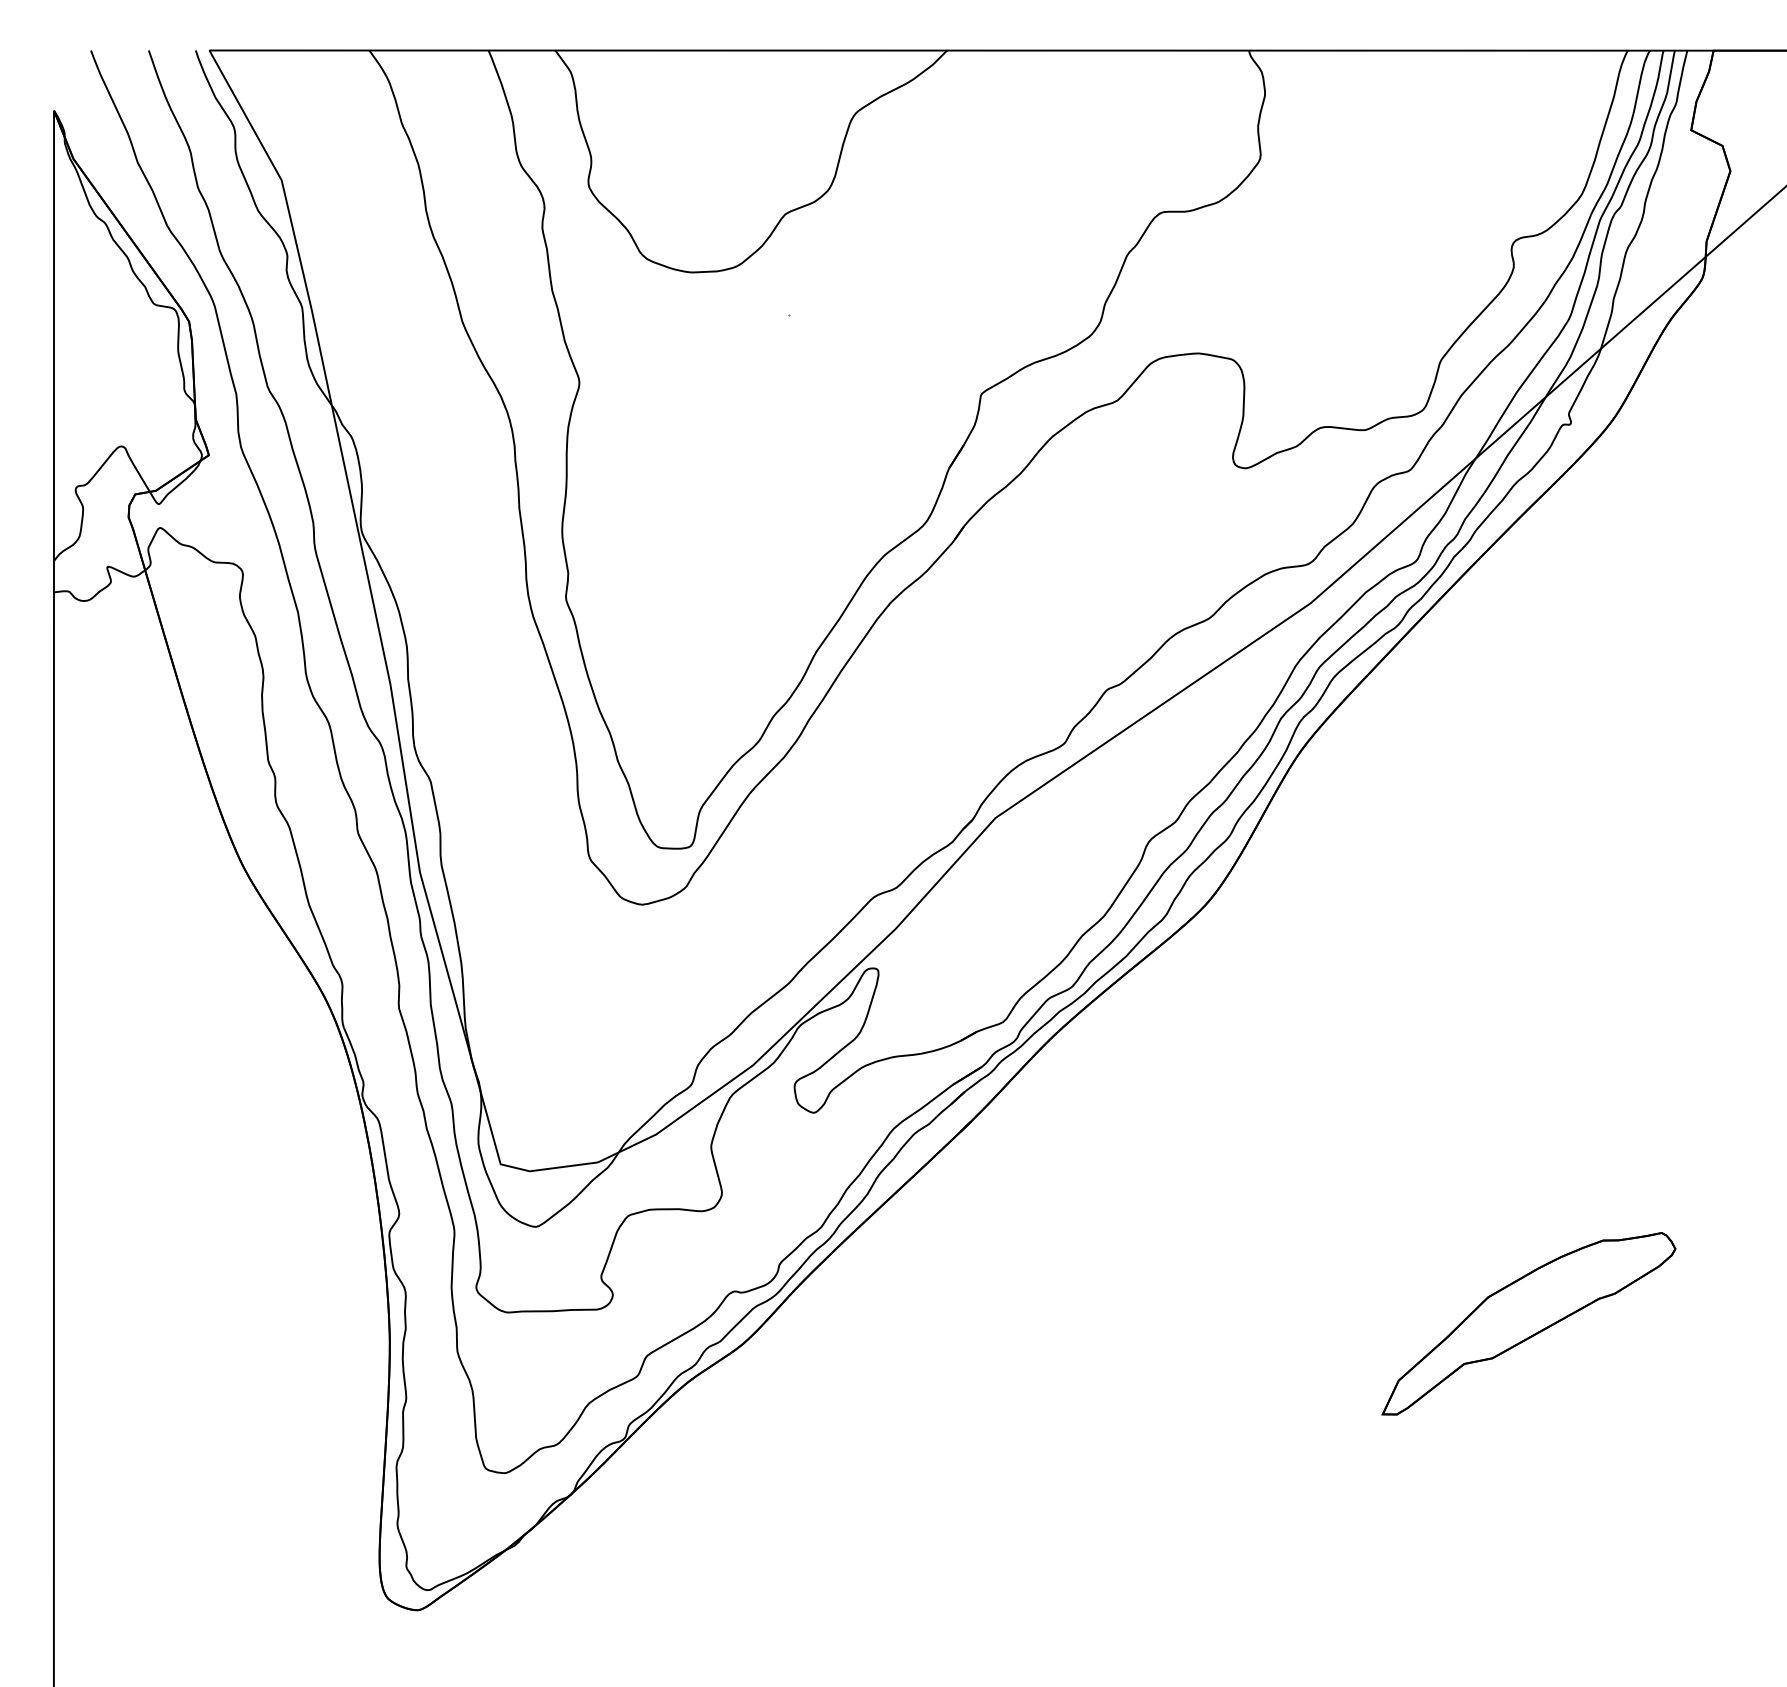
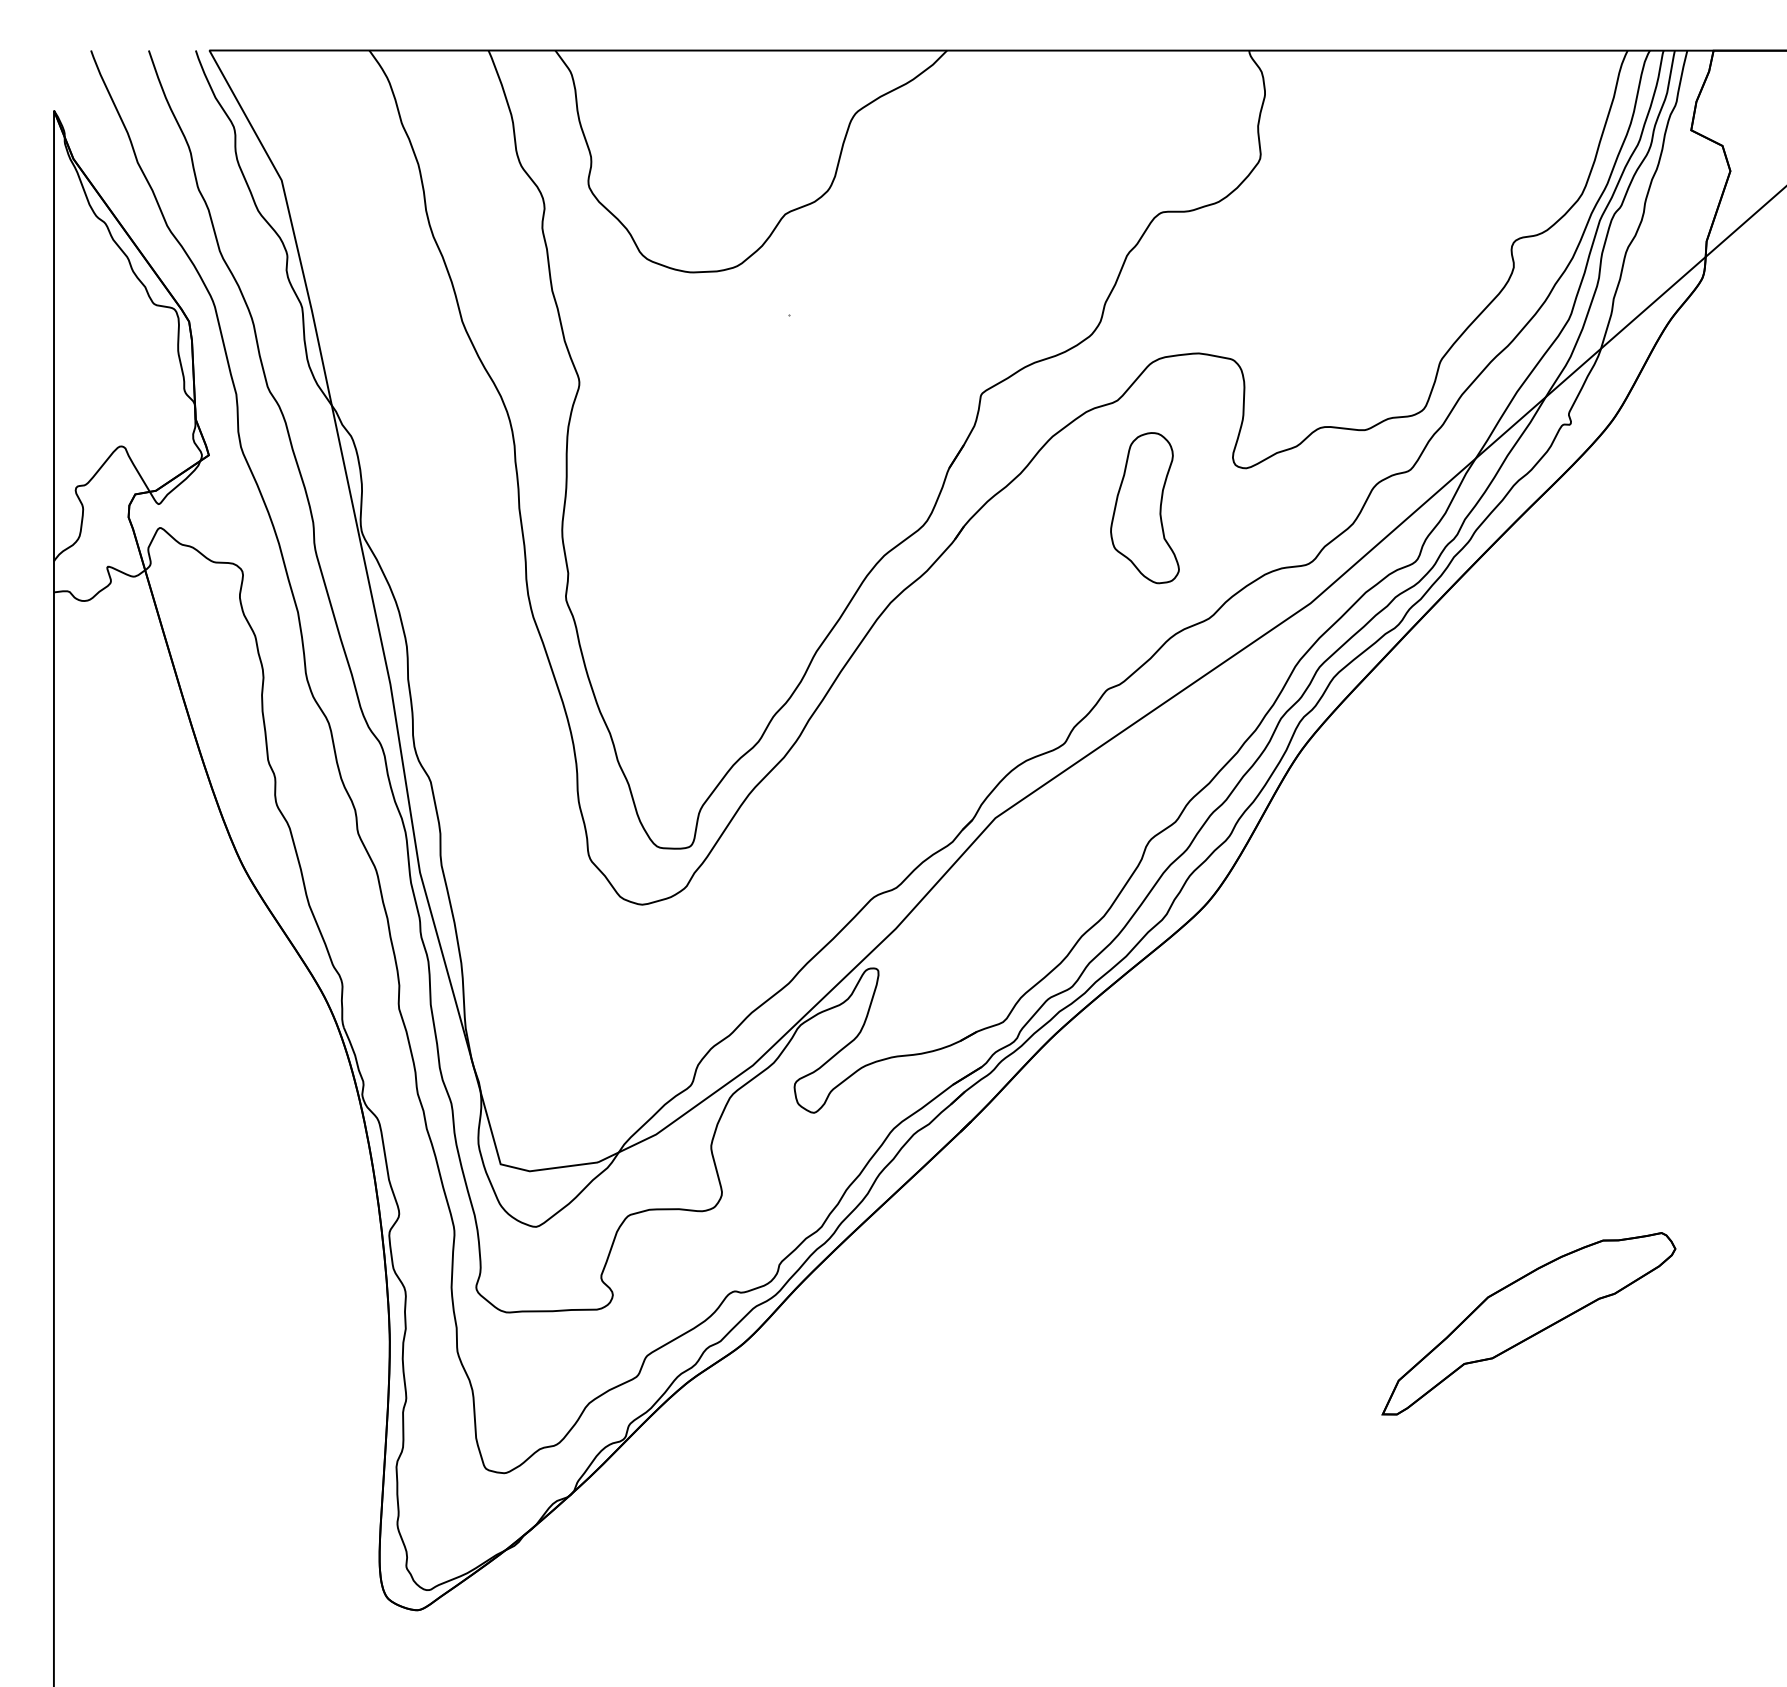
part: none -> present (1144, 508)
